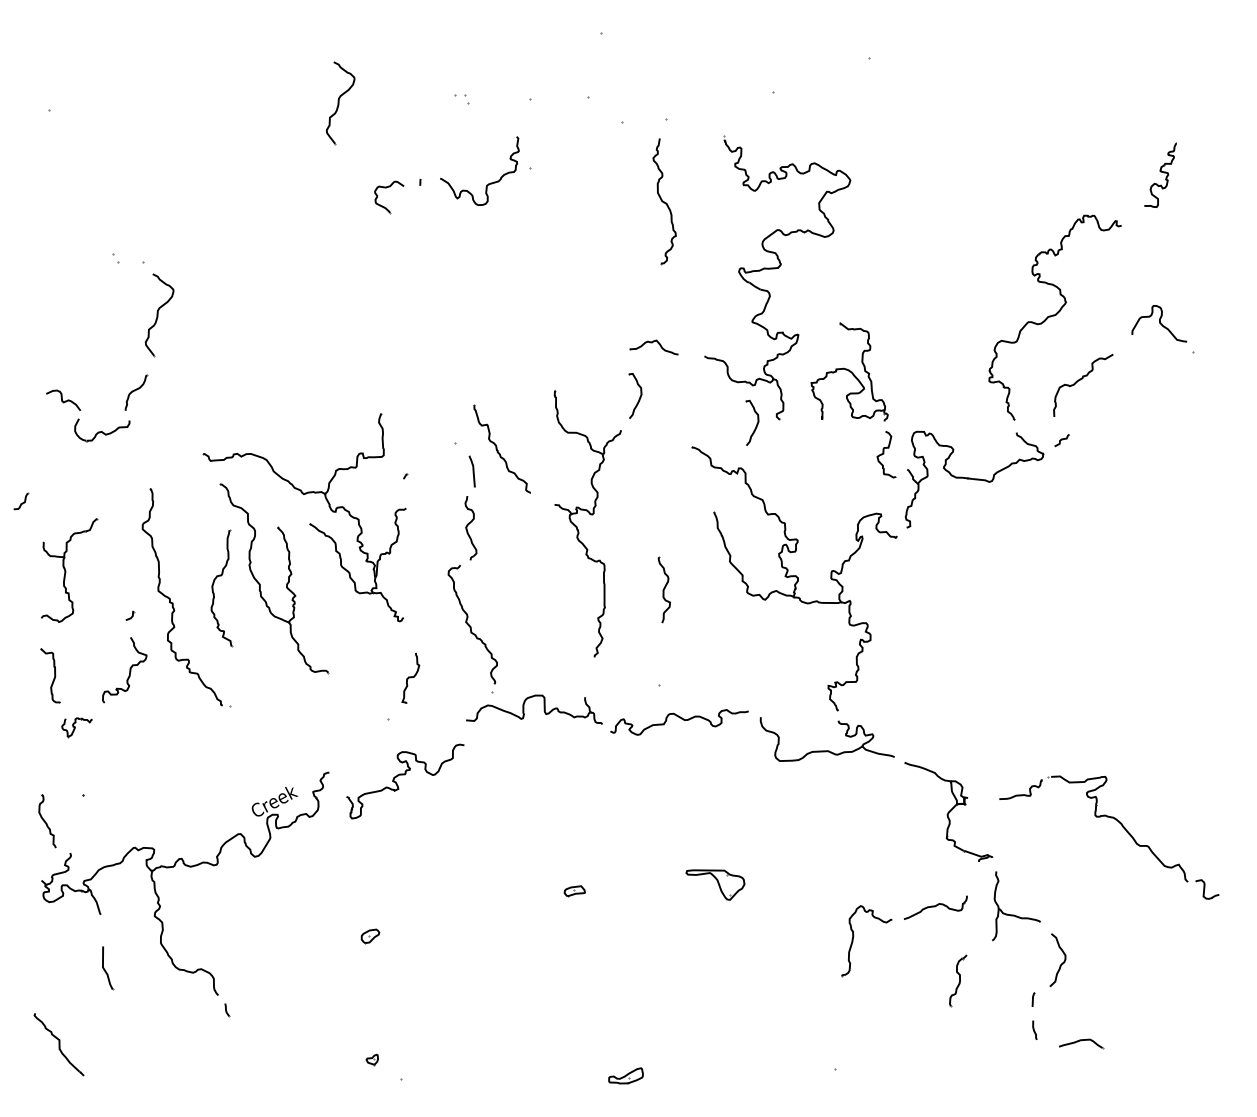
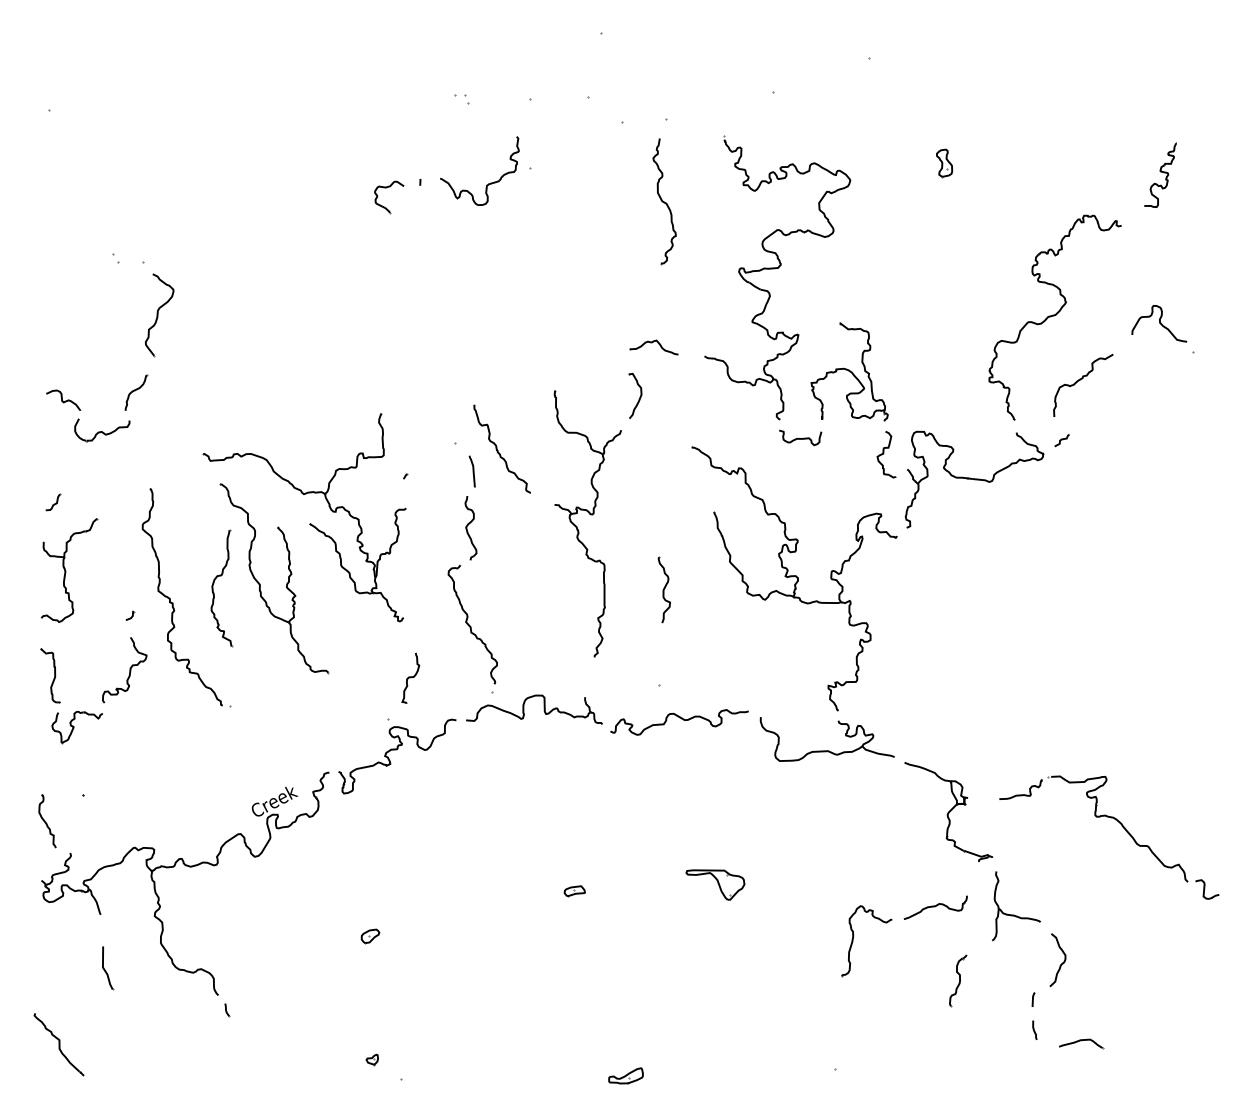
part: present -> none (340, 103)
part: none -> present (944, 163)
part: present -> none (752, 422)
curve: none -> present (800, 438)
part position: (21, 501) -> (53, 502) (53, 502)
part size: 32x22 px -> 52x34 px (76, 727)
part position: (405, 781) -> (397, 756) (397, 756)
